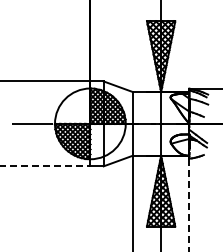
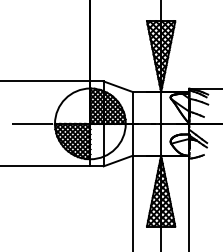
line: dashed -> solid (45, 166)
line: dashed -> solid (189, 205)
